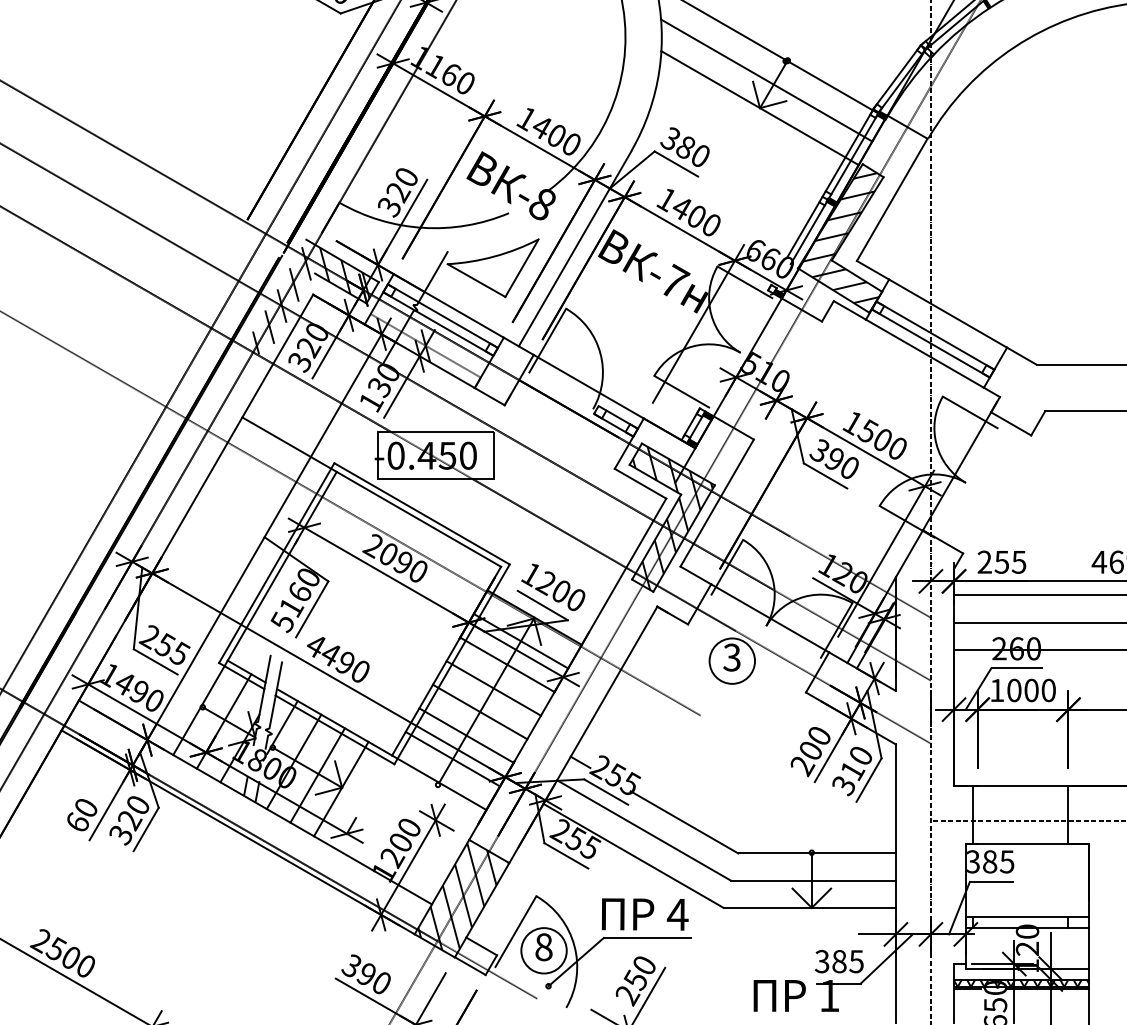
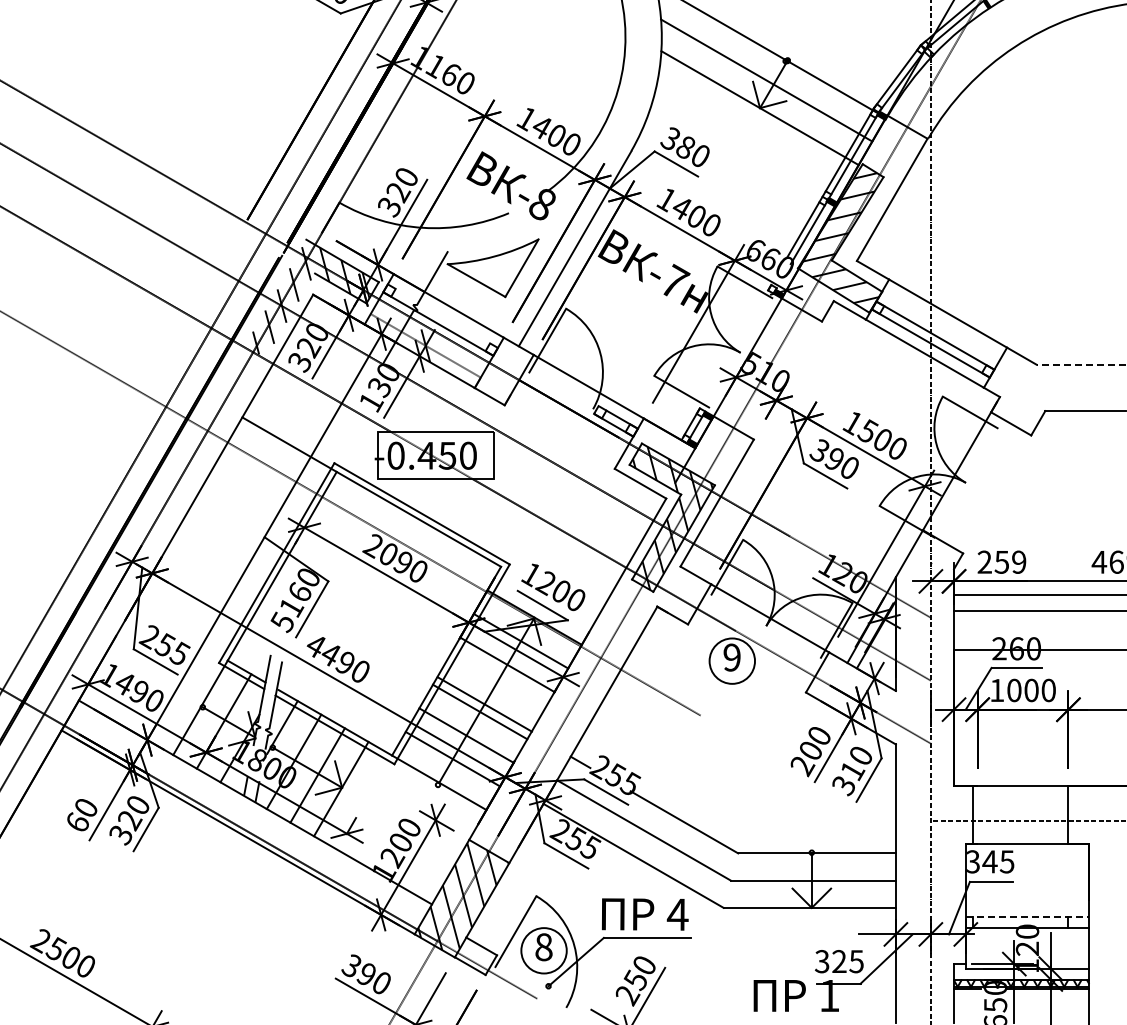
line: present -> none (442, 315)
line: solid -> dashed (1081, 364)
text: 255 -> 259 (1018, 561)
line position: (1038, 622) -> (1038, 610) (1038, 610)
text: 3 -> 9 (731, 657)
line position: (493, 688) -> (484, 704) (484, 704)
text: 385 -> 345 (989, 861)
line: solid -> dashed (1027, 916)
text: 385 -> 325 (839, 961)
